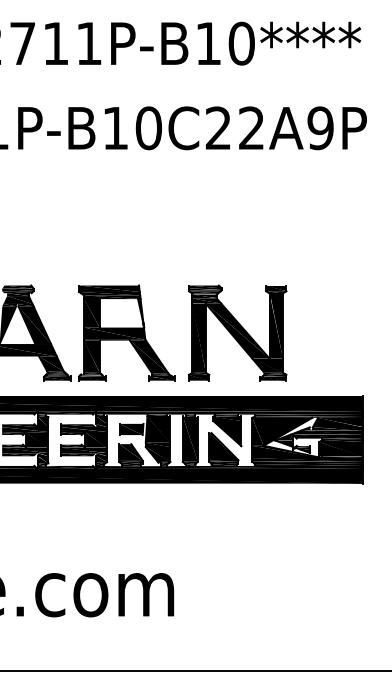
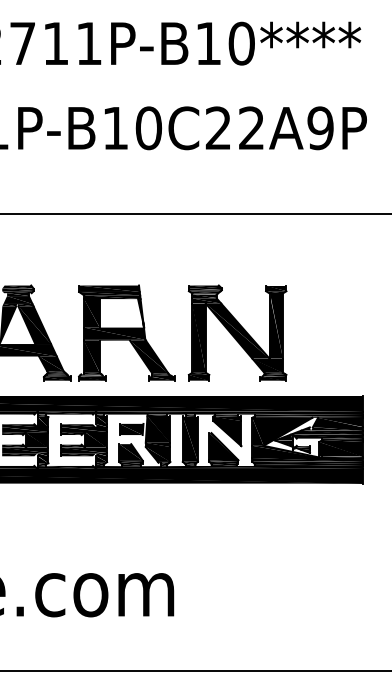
line: none -> present (195, 213)
